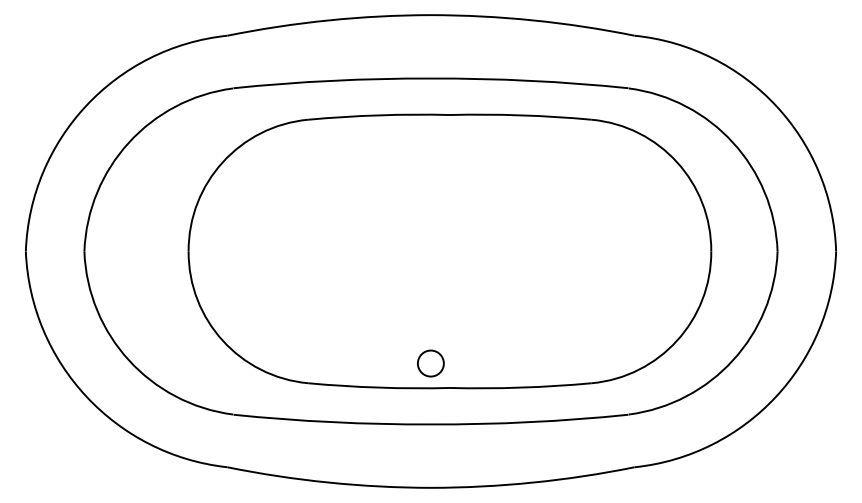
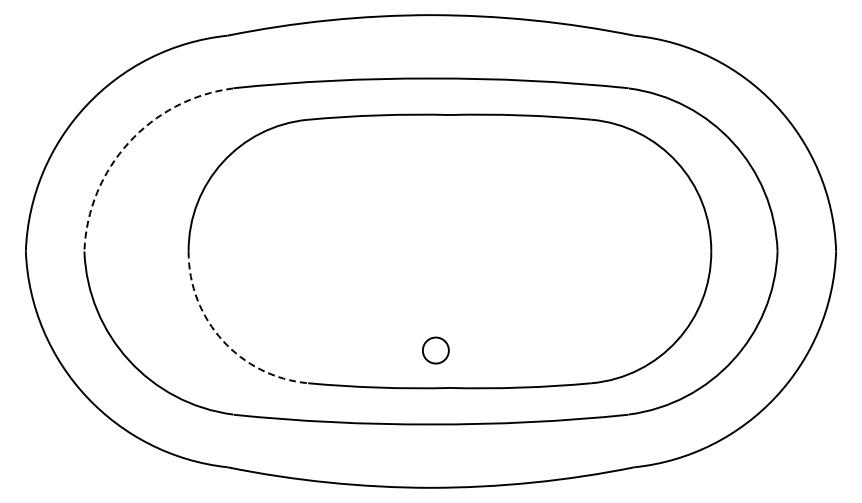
arc: solid -> dashed (128, 142)
arc: solid -> dashed (222, 340)
circle position: (430, 363) -> (435, 350) (435, 350)
